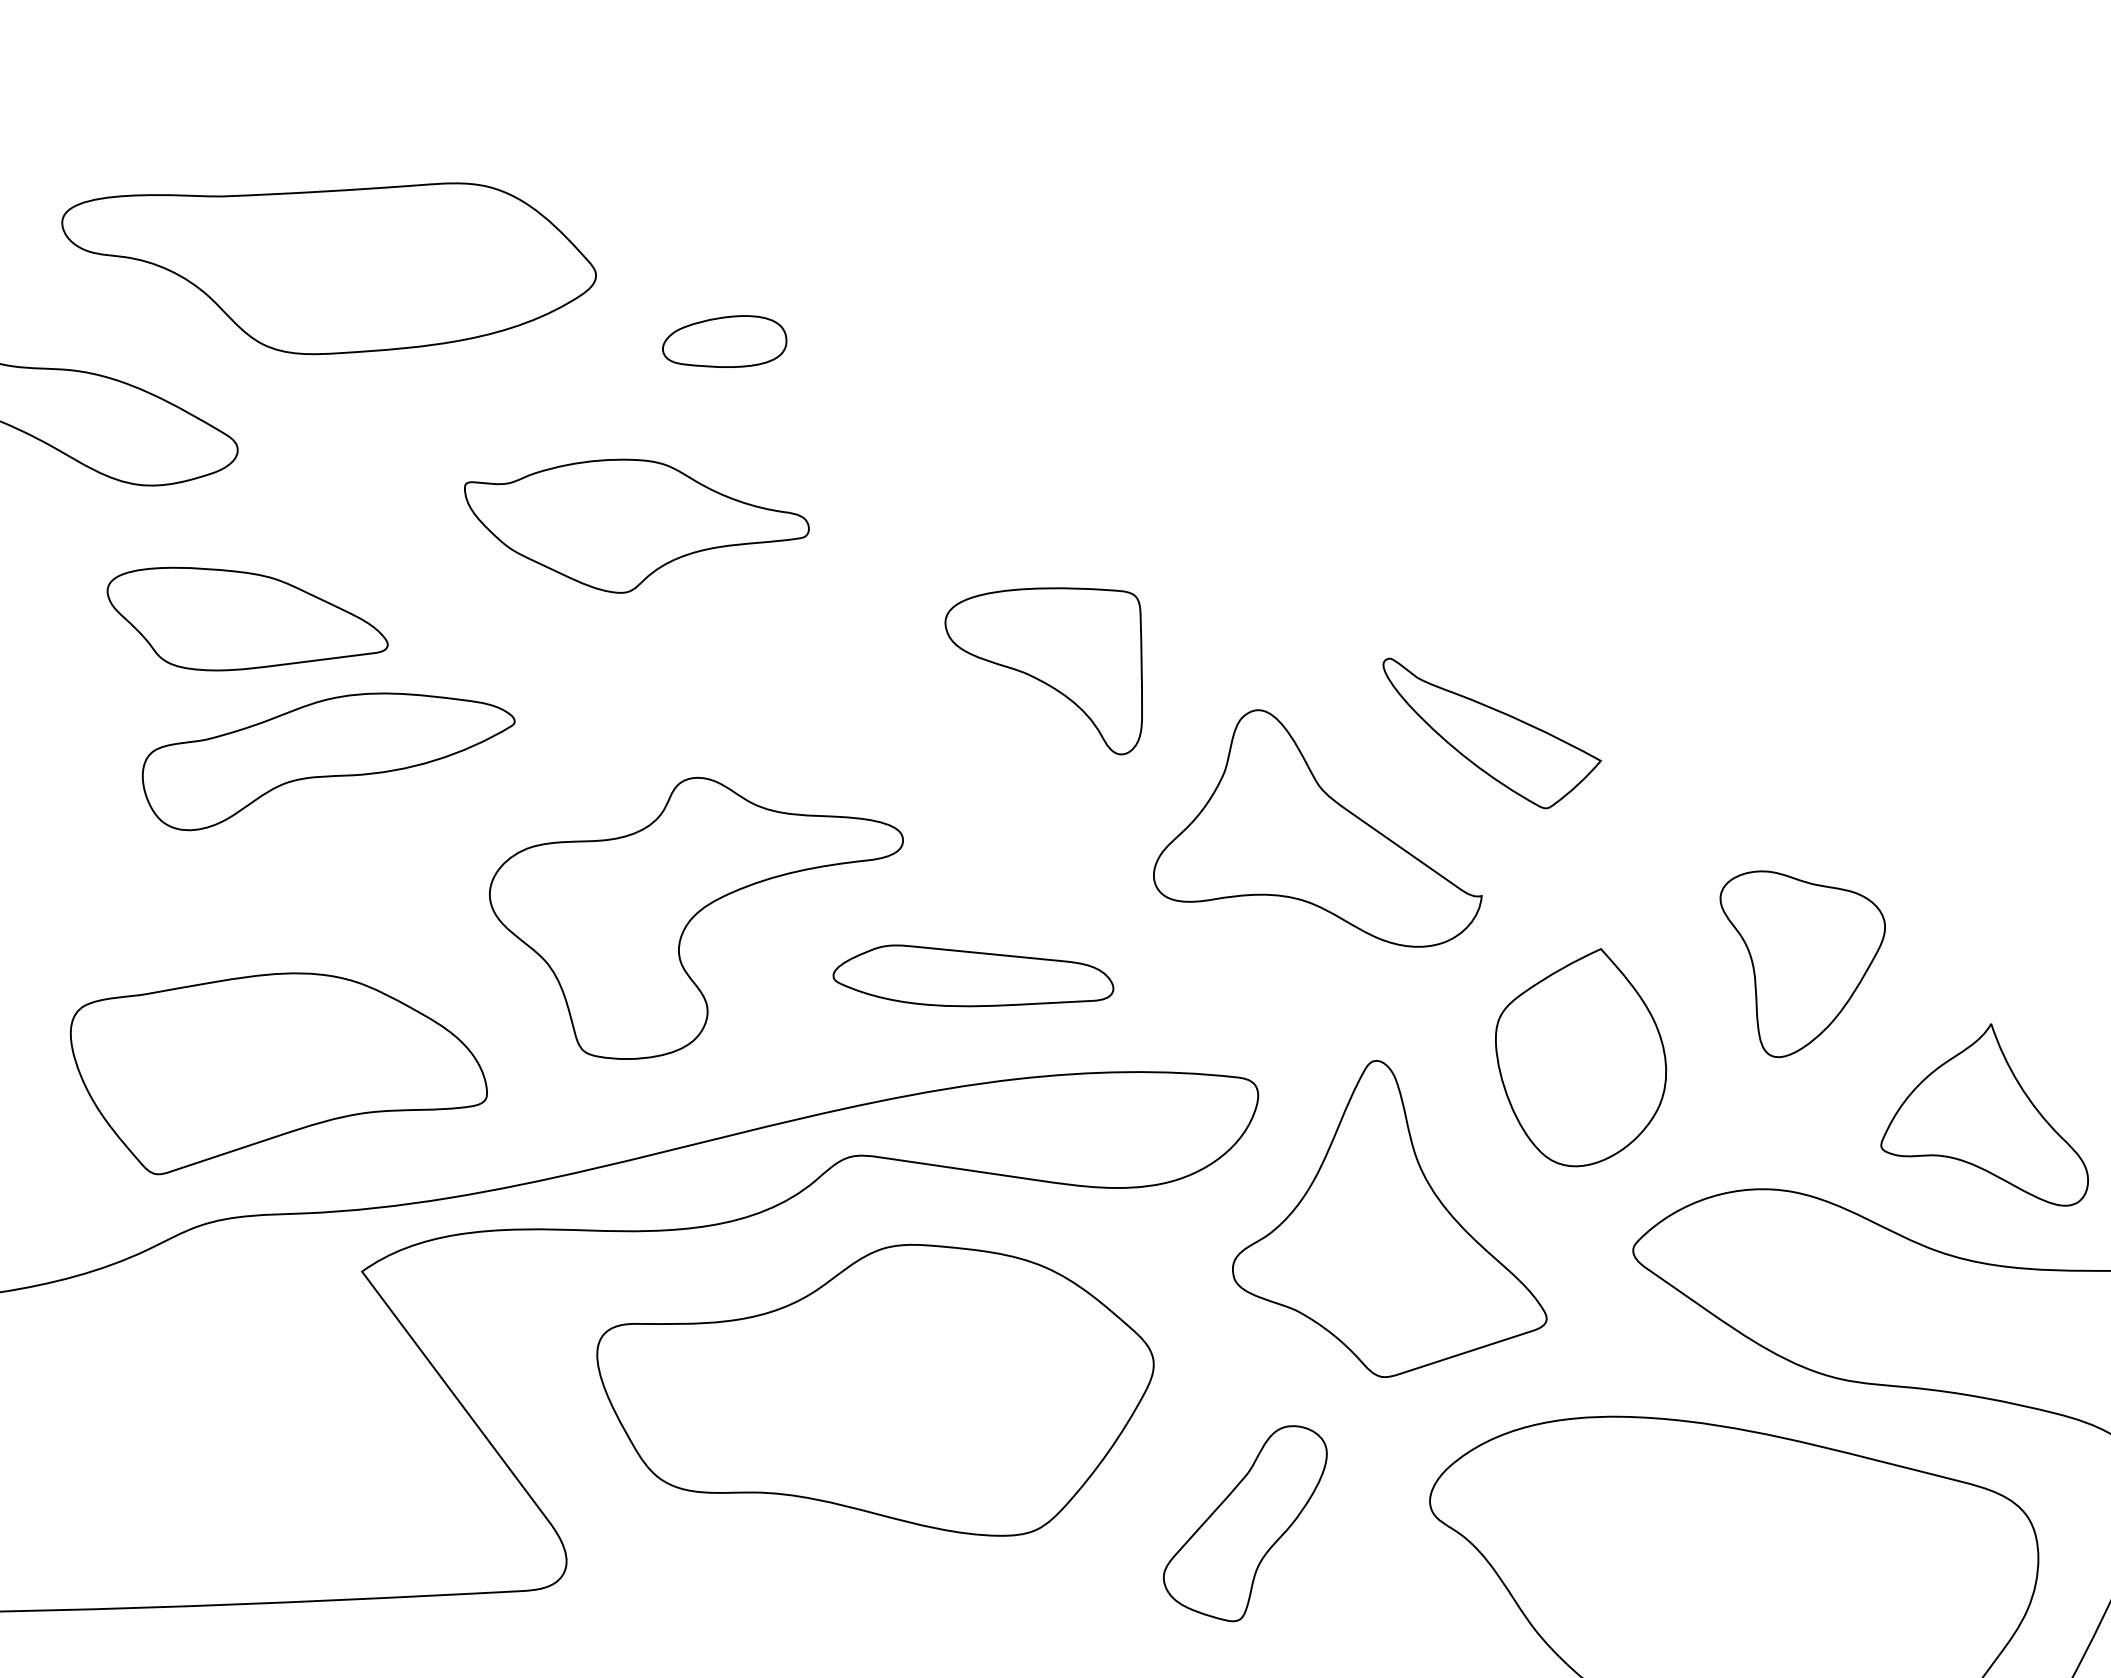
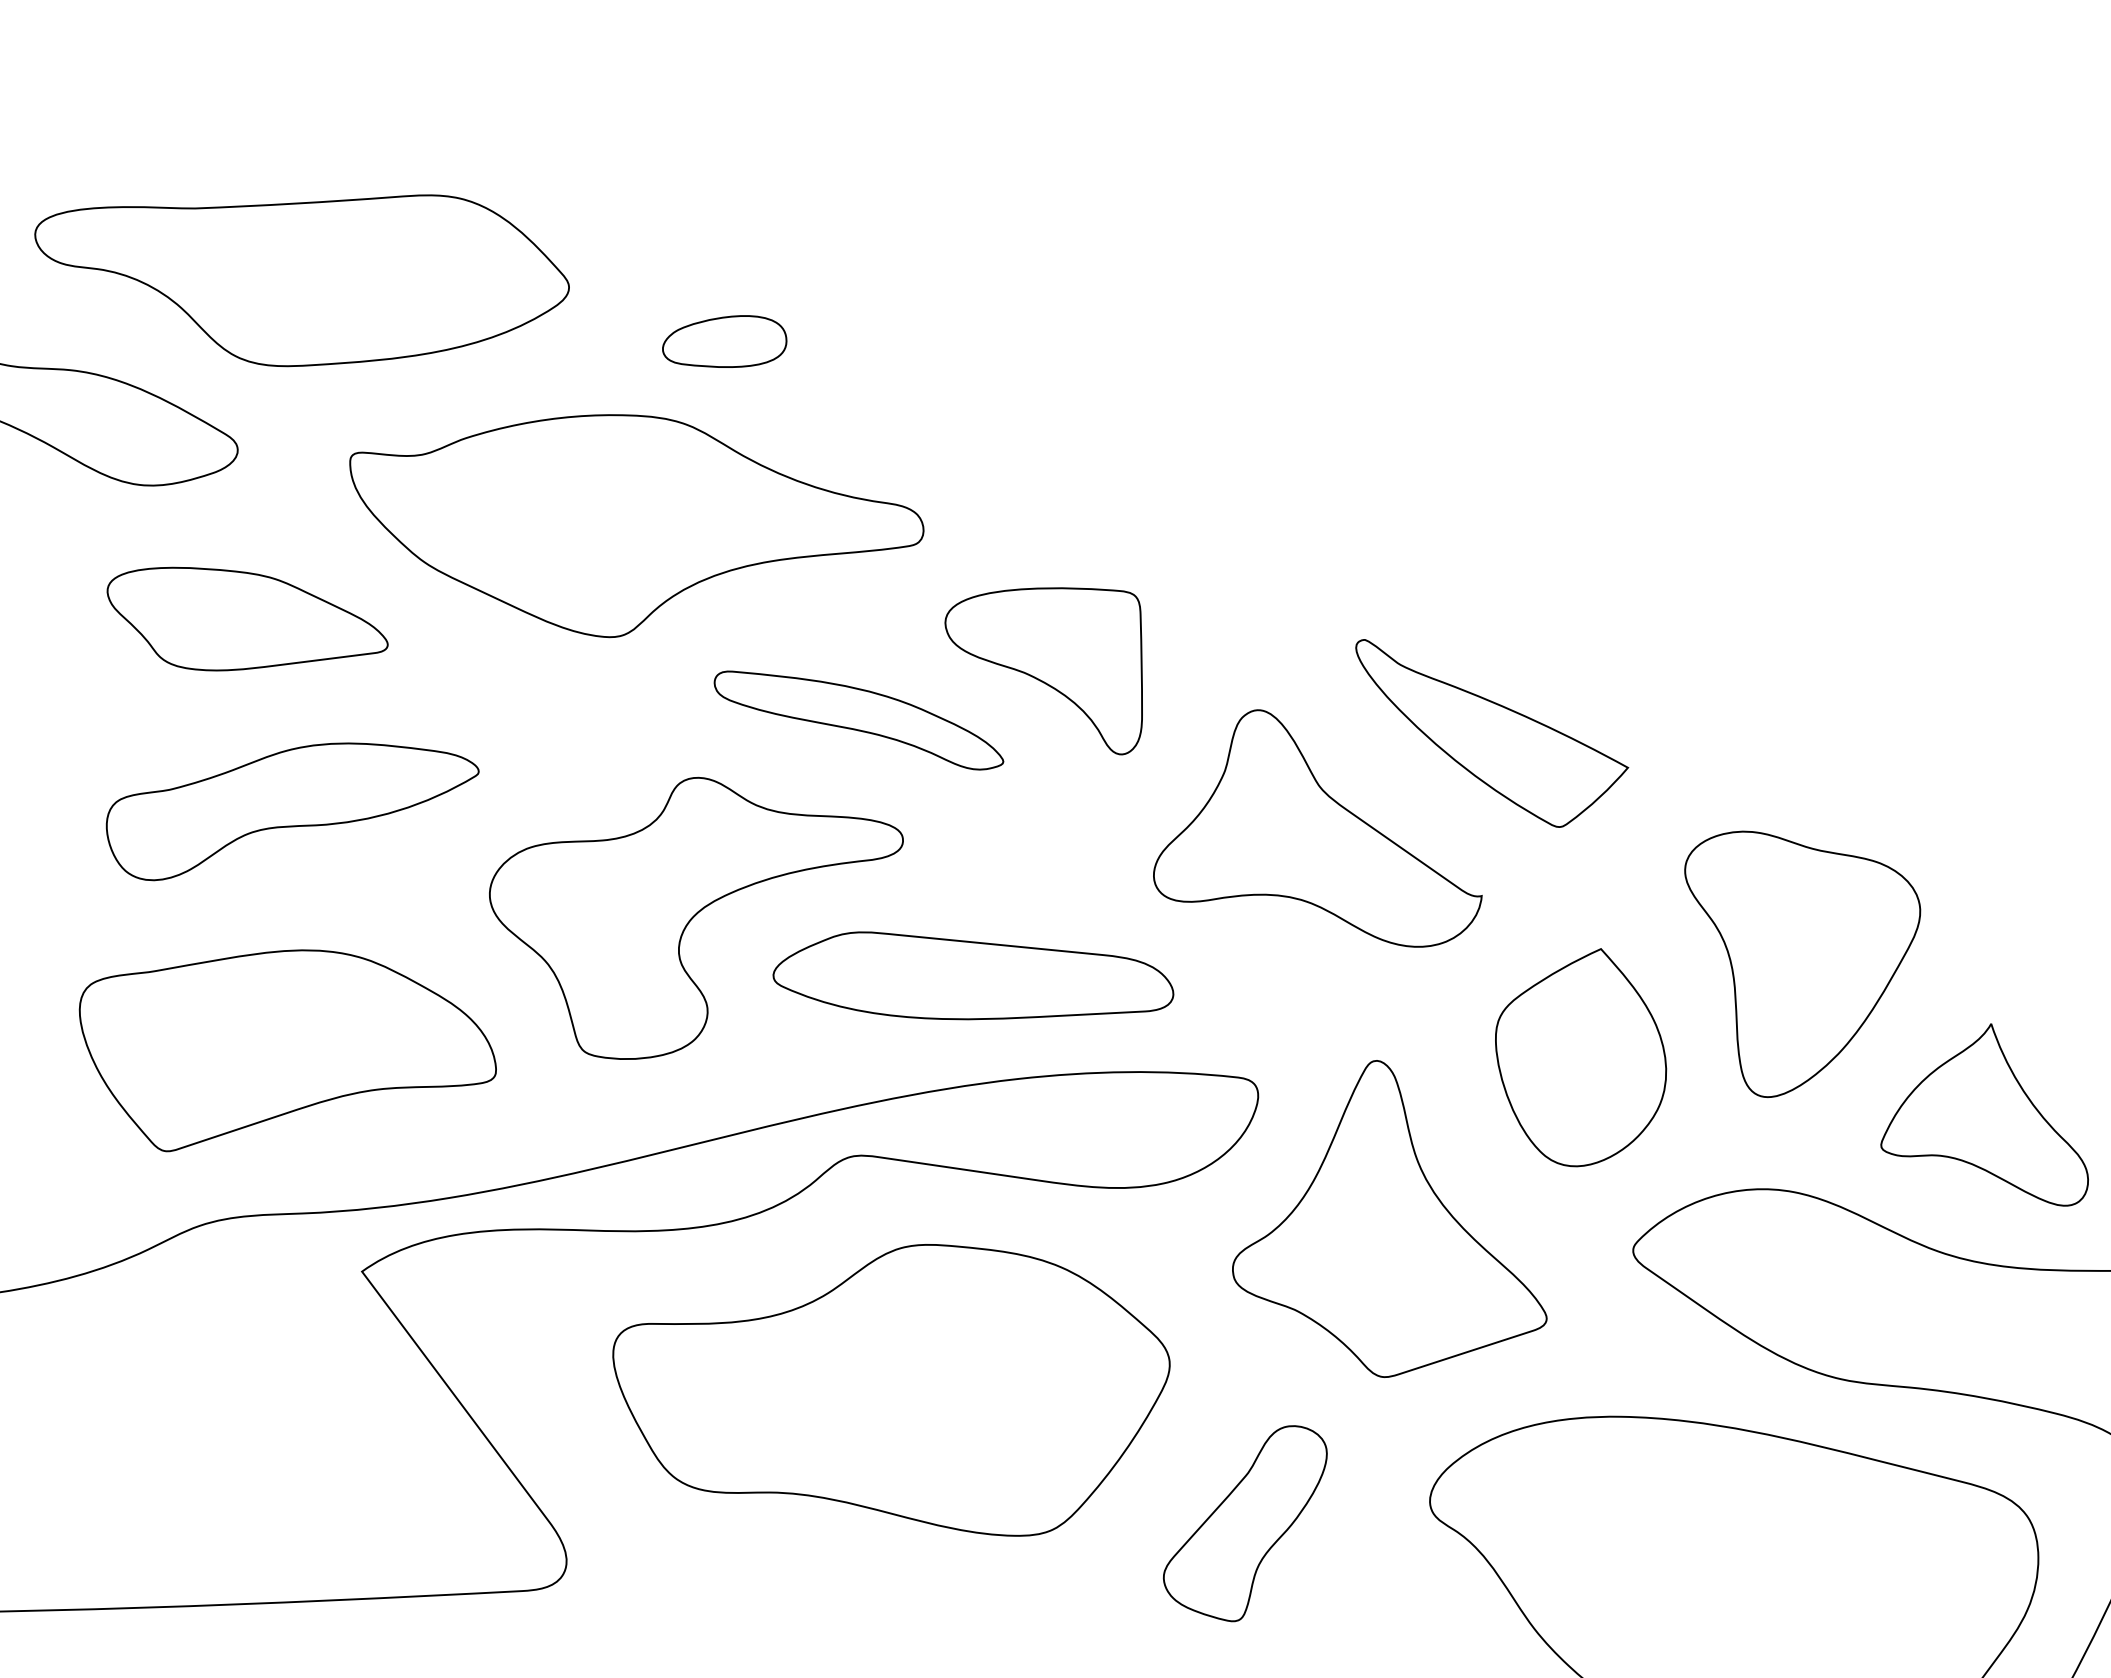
part position: (328, 268) -> (301, 280) (301, 280)
part size: 346x136 px -> 576x225 px (636, 526)
part: none -> present (858, 720)
part size: 221x153 px -> 275x189 px (1492, 733)
part position: (328, 761) -> (292, 811) (292, 811)
part size: 167x189 px -> 238x268 px (1802, 963)
part size: 283x64 px -> 403x90 px (973, 975)
part position: (278, 1073) -> (287, 1050) (287, 1050)
part position: (875, 1390) -> (891, 1390) (891, 1390)
